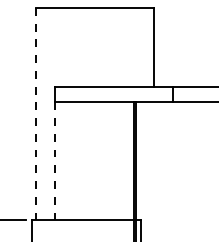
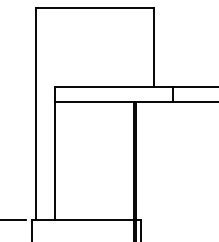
line: dashed -> solid (35, 114)
line: dashed -> solid (55, 161)
